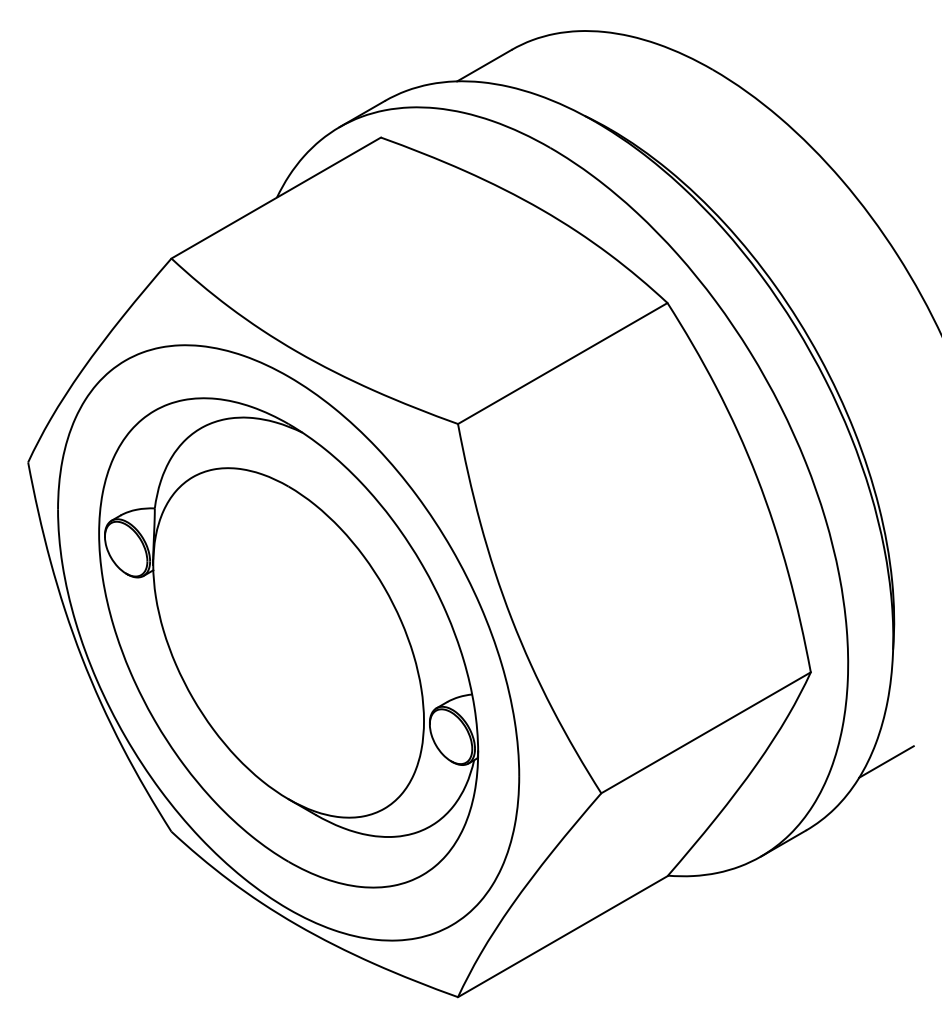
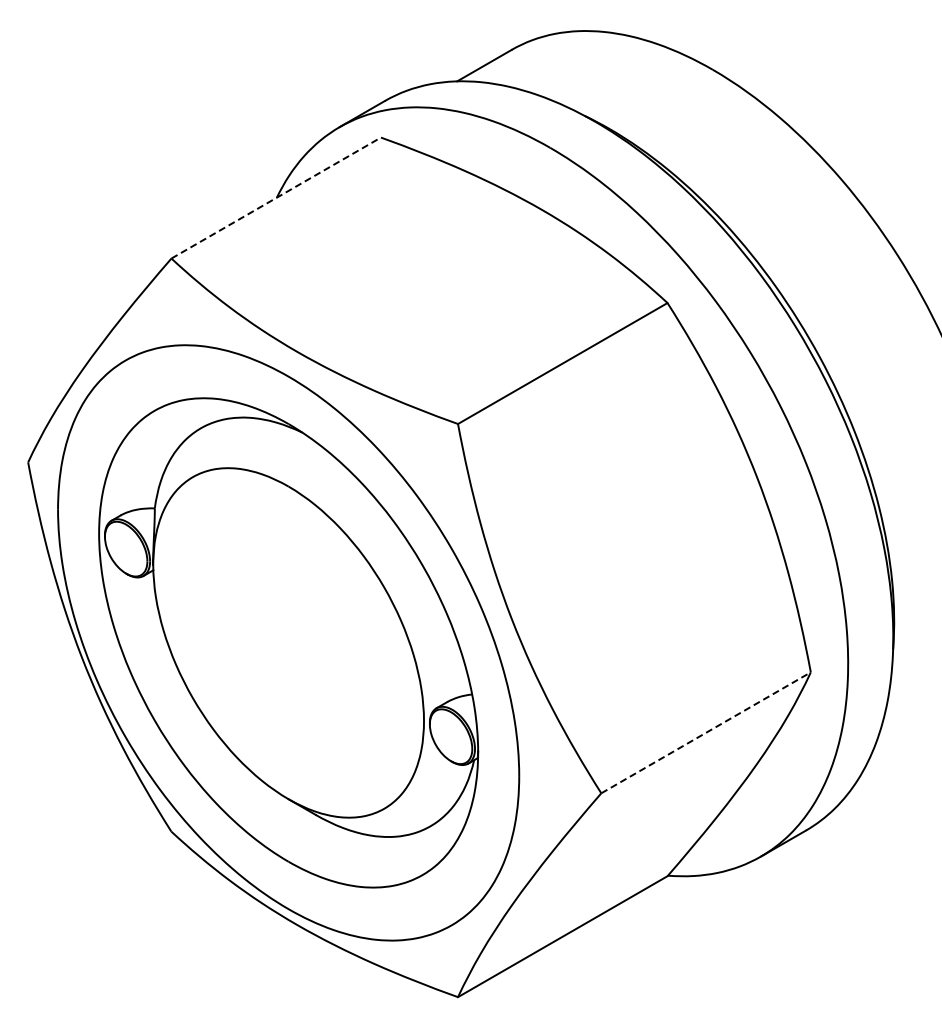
line: solid -> dashed (276, 198)
line: solid -> dashed (706, 732)
line: present -> none (886, 761)
